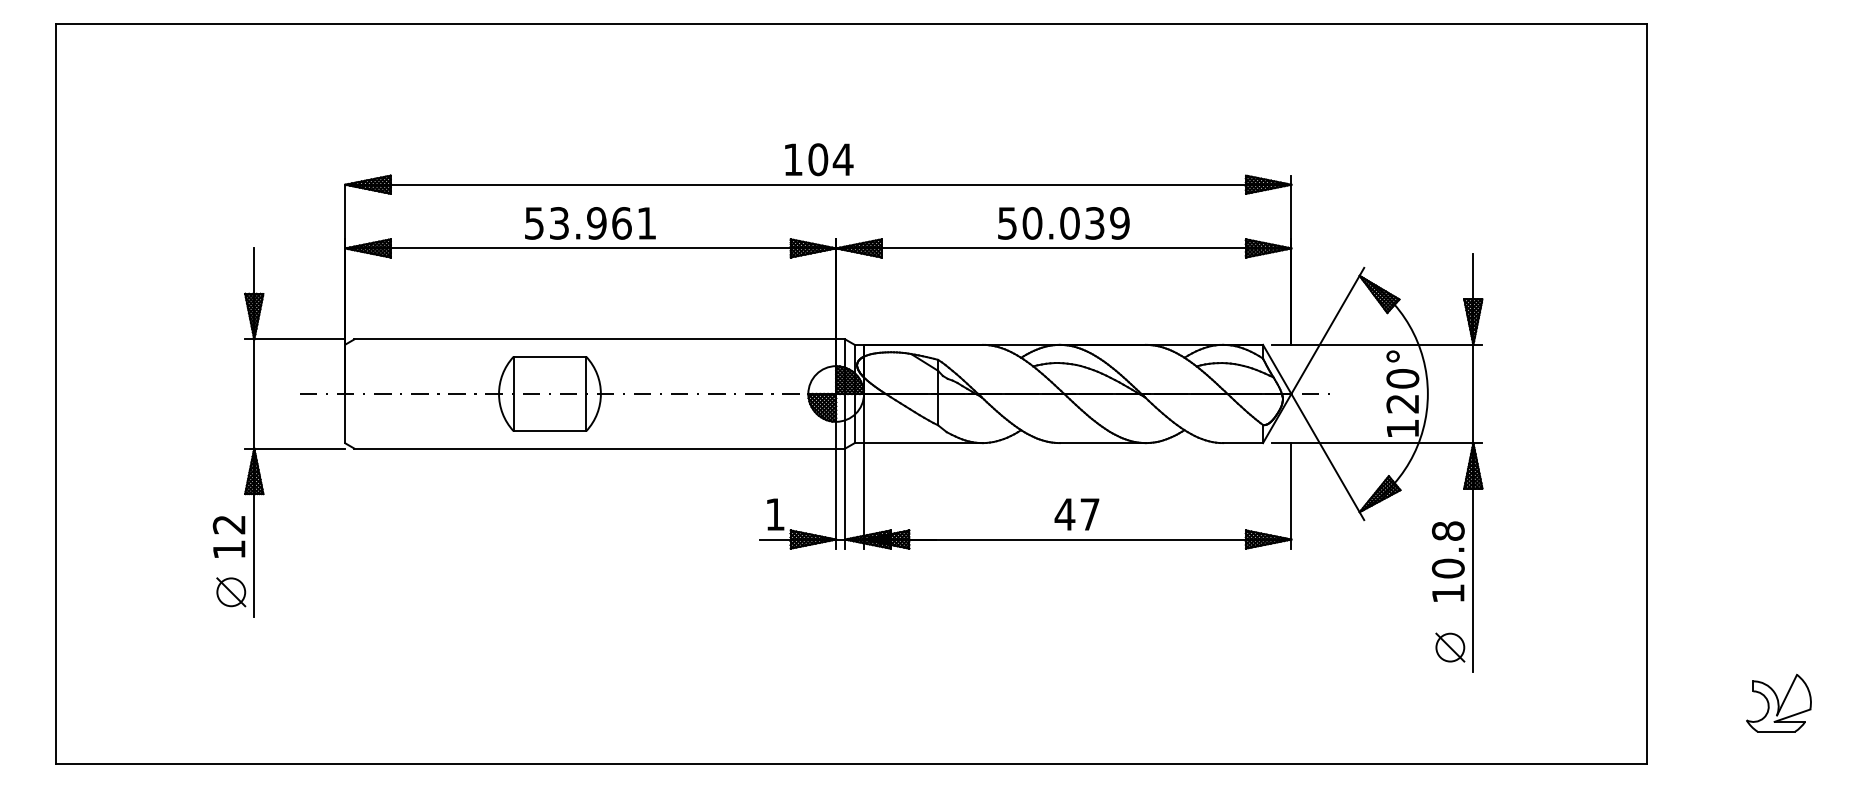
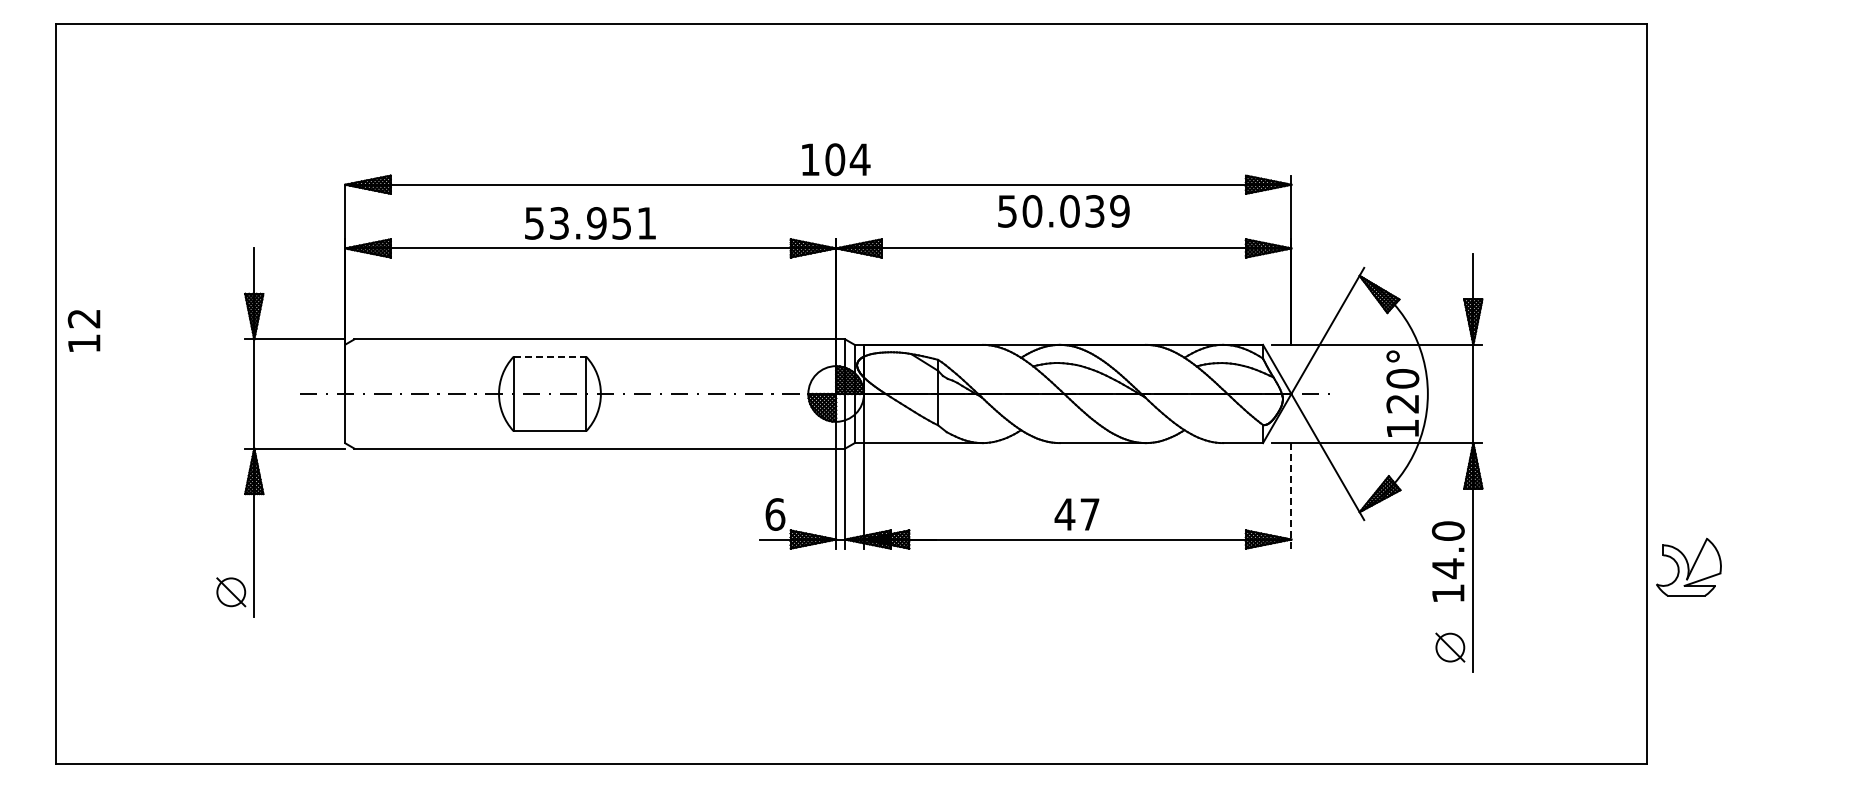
text position: (819, 159) -> (836, 159) (836, 159)
text: 53.961 -> 53.951 (621, 223)
text position: (1063, 223) -> (1063, 211) (1063, 211)
line: solid -> dashed (550, 356)
line: solid -> dashed (1291, 495)
text: 1 -> 6 (775, 514)
text position: (228, 536) -> (83, 330) (83, 330)
text: 10.8 -> 14.0 (1447, 550)
part position: (1778, 702) -> (1688, 566) (1688, 566)
